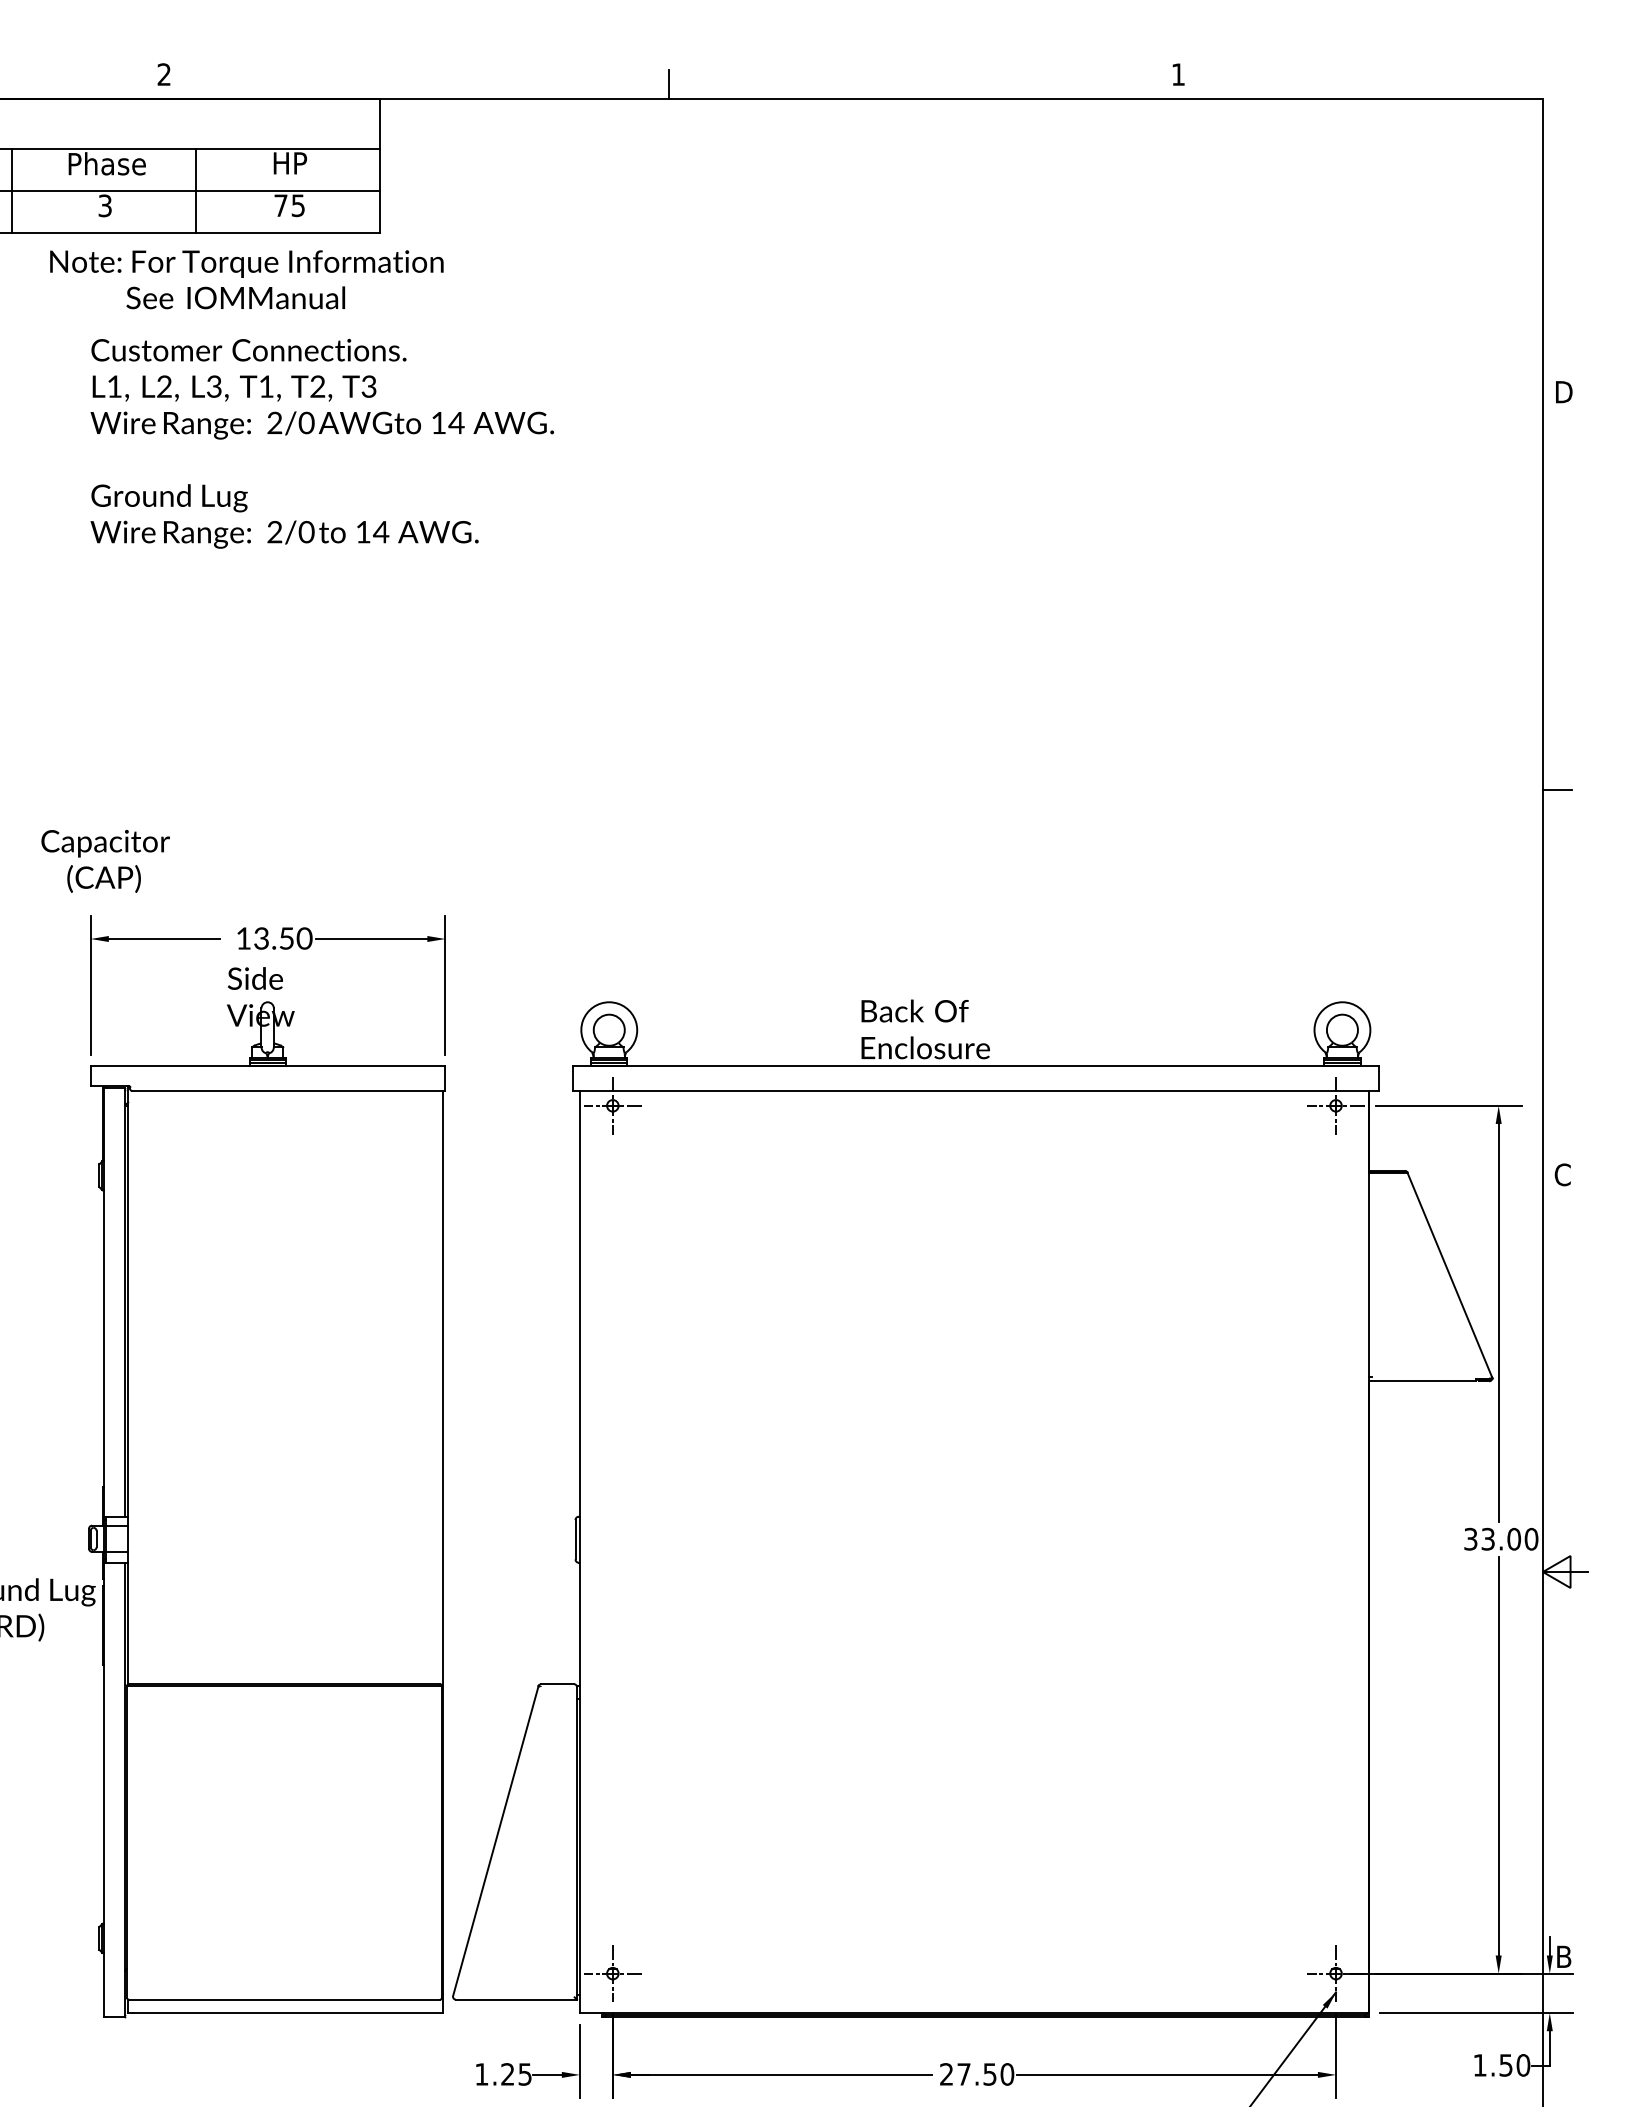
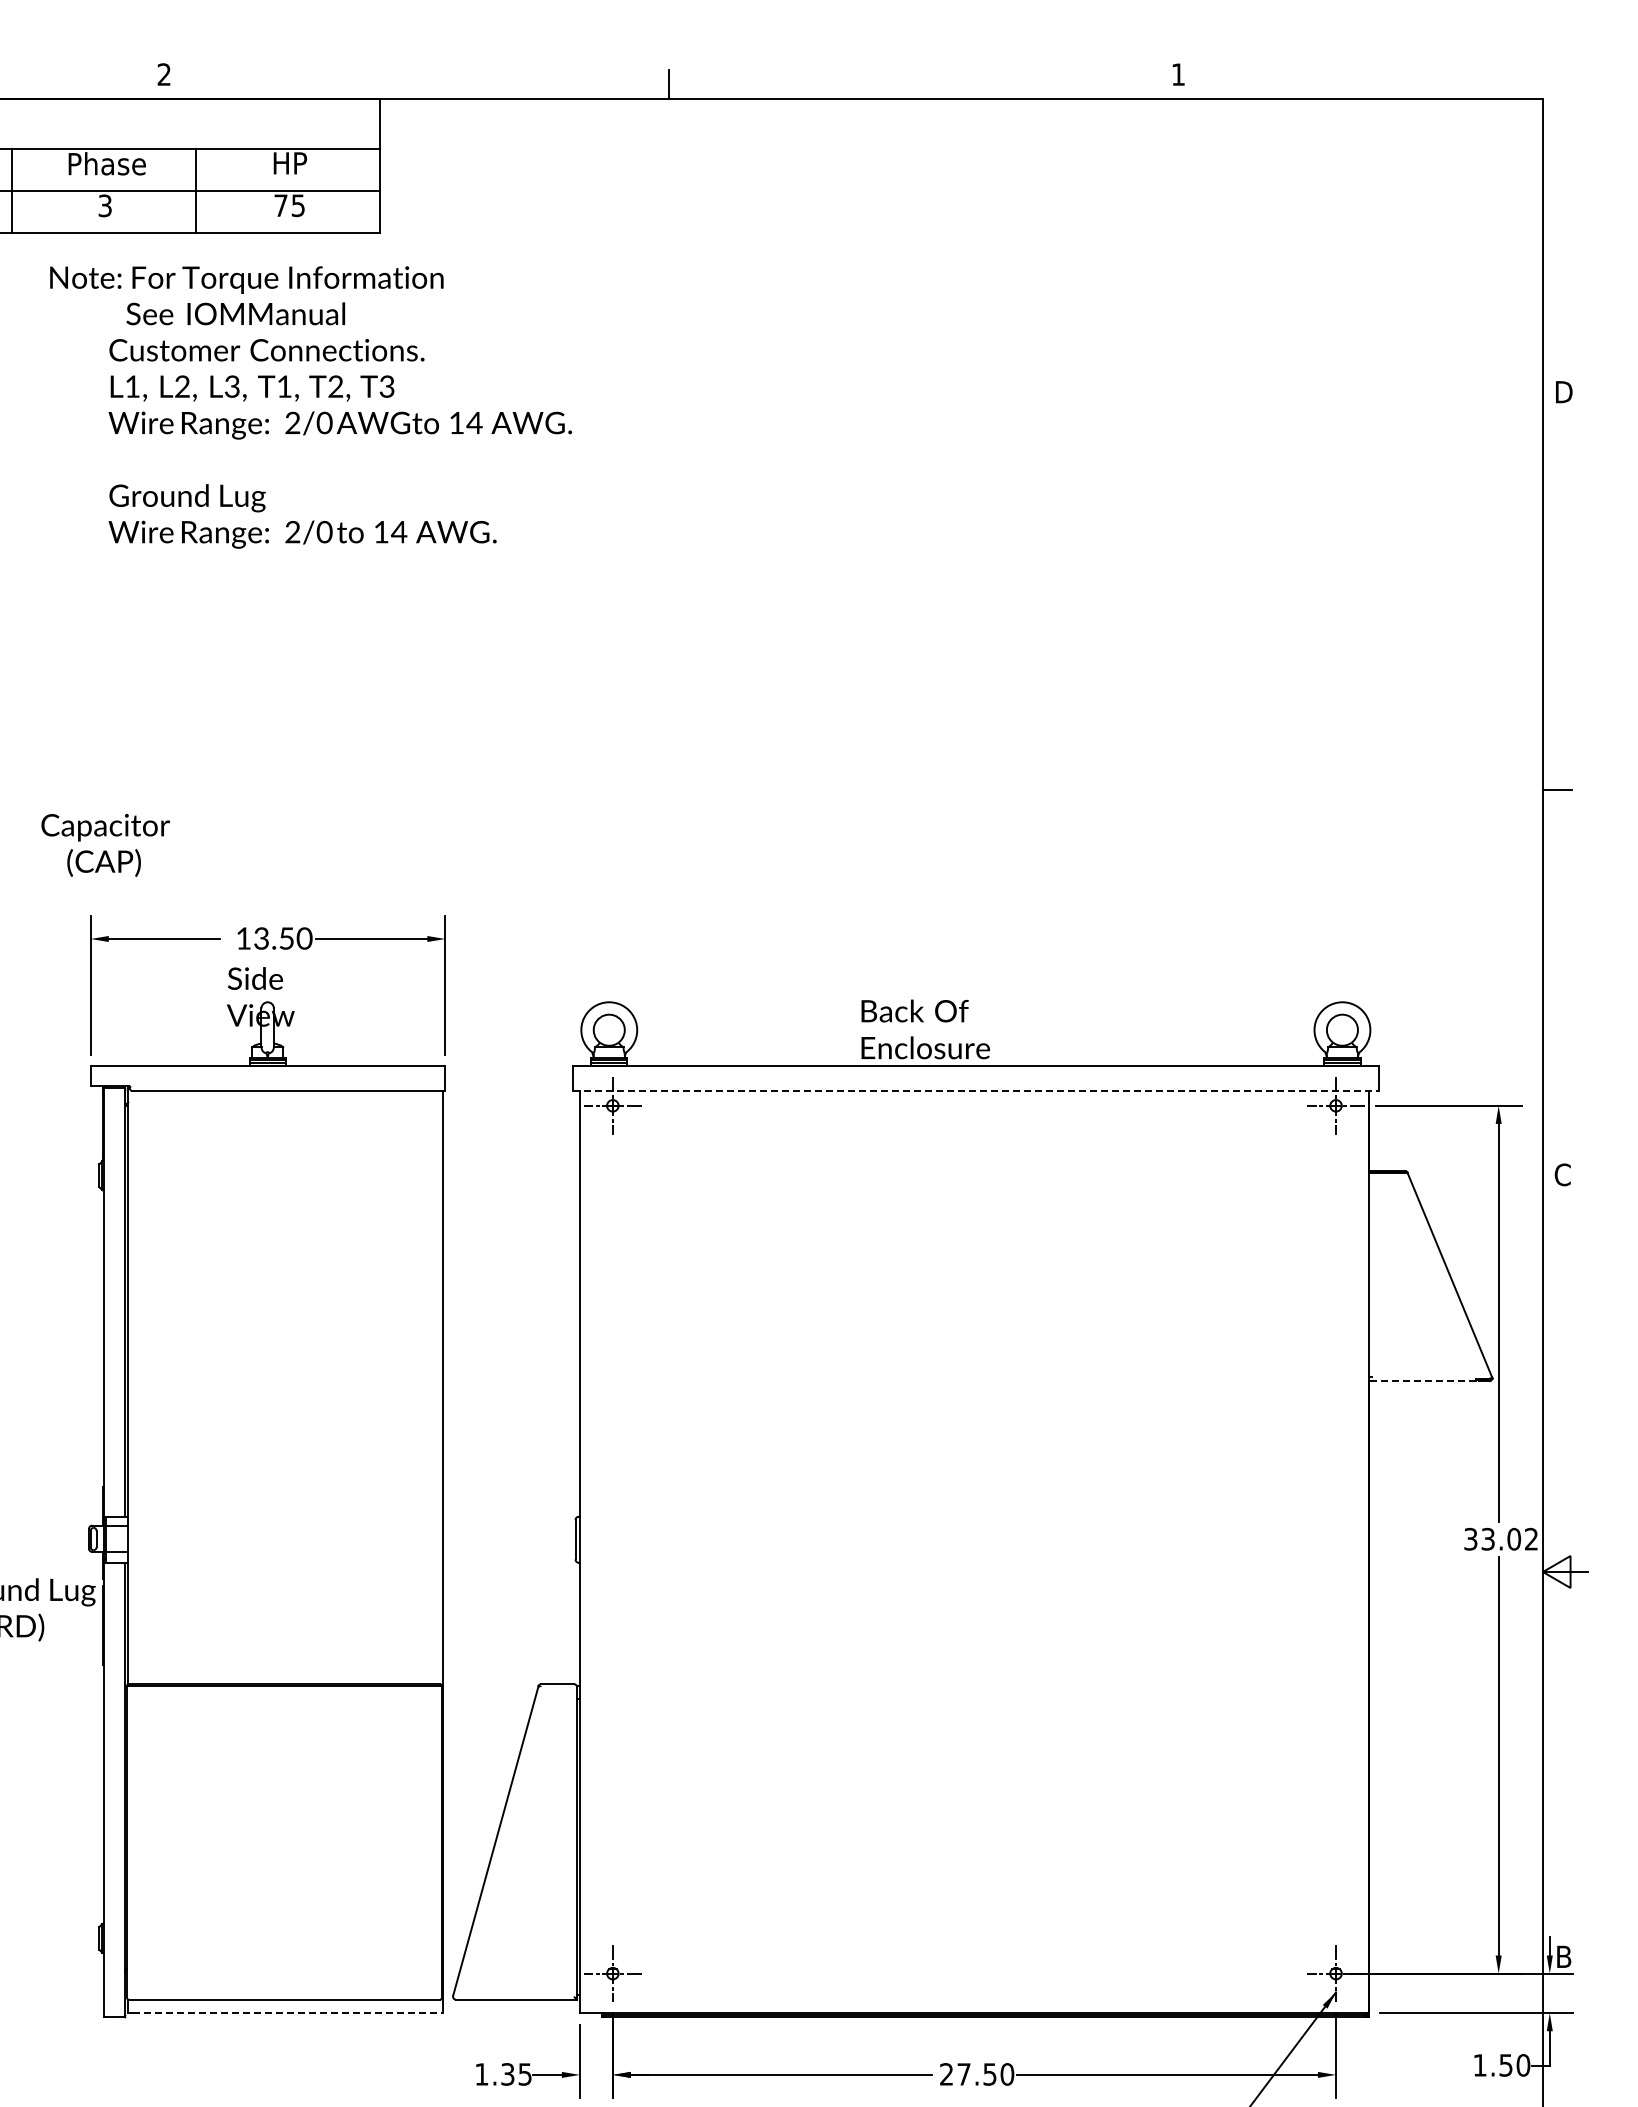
text position: (246, 279) -> (246, 295) (246, 295)
text position: (321, 443) -> (339, 443) (339, 443)
text position: (105, 861) -> (105, 845) (105, 845)
line: solid -> dashed (976, 1091)
line: solid -> dashed (1422, 1381)
text: 33.00 -> 33.02 (1531, 1538)
line: solid -> dashed (288, 2013)
text: 1.25 -> 1.35 (507, 2074)
